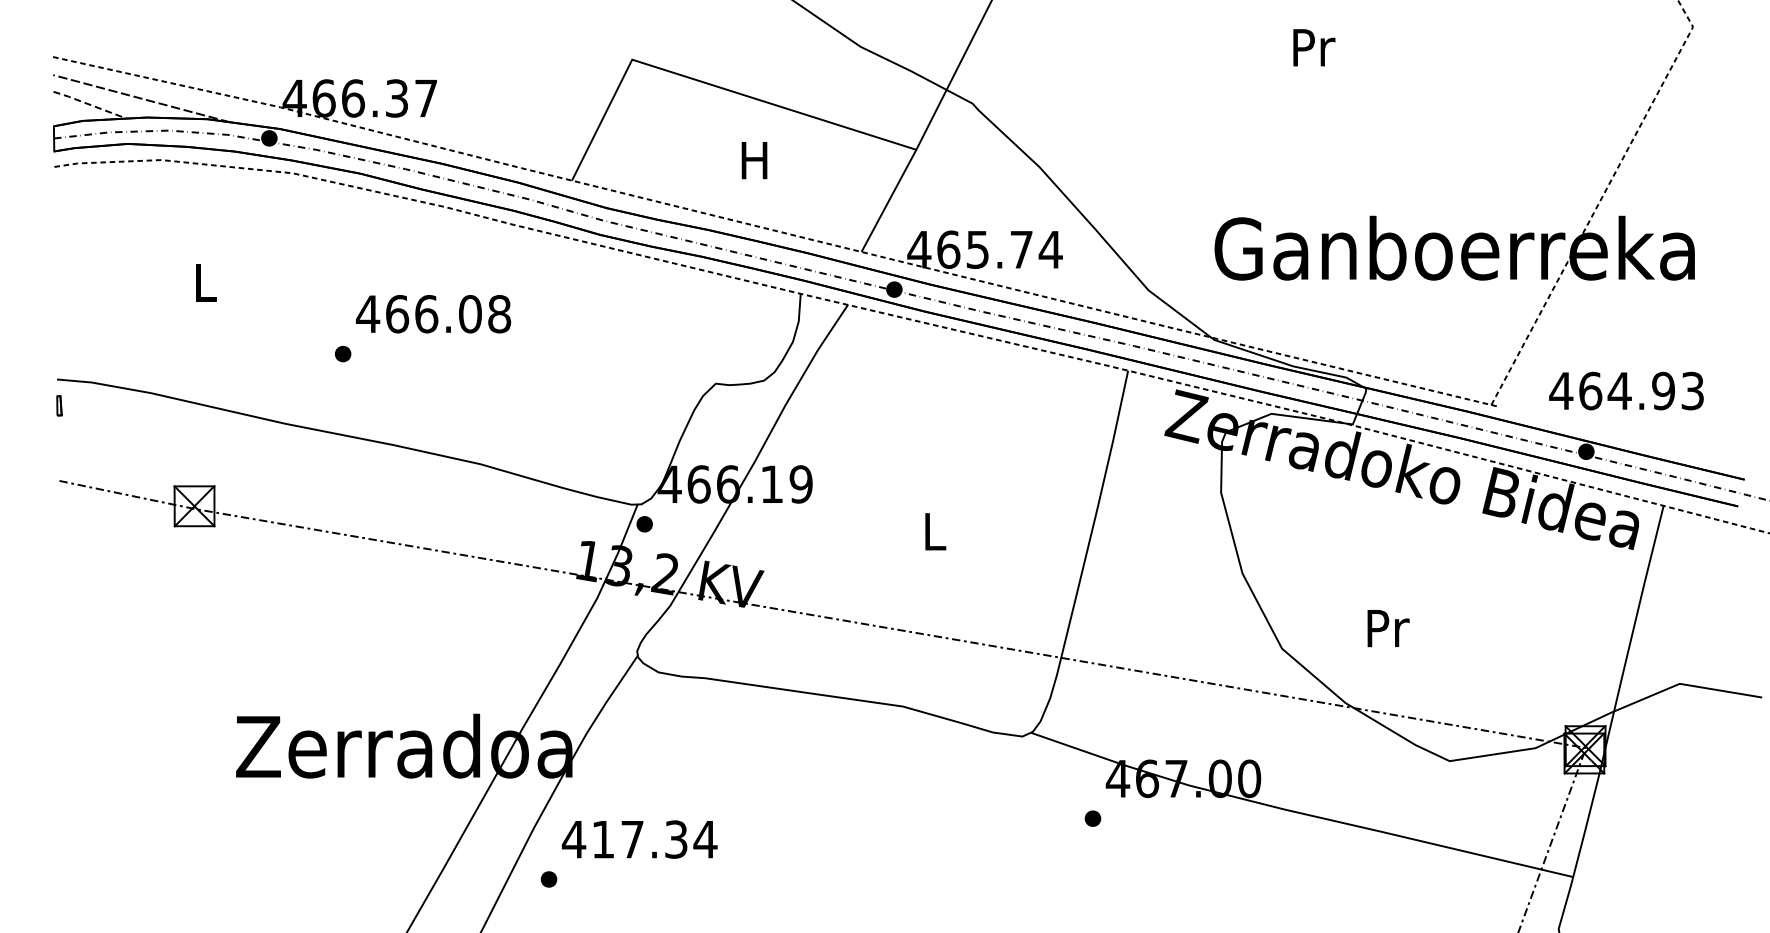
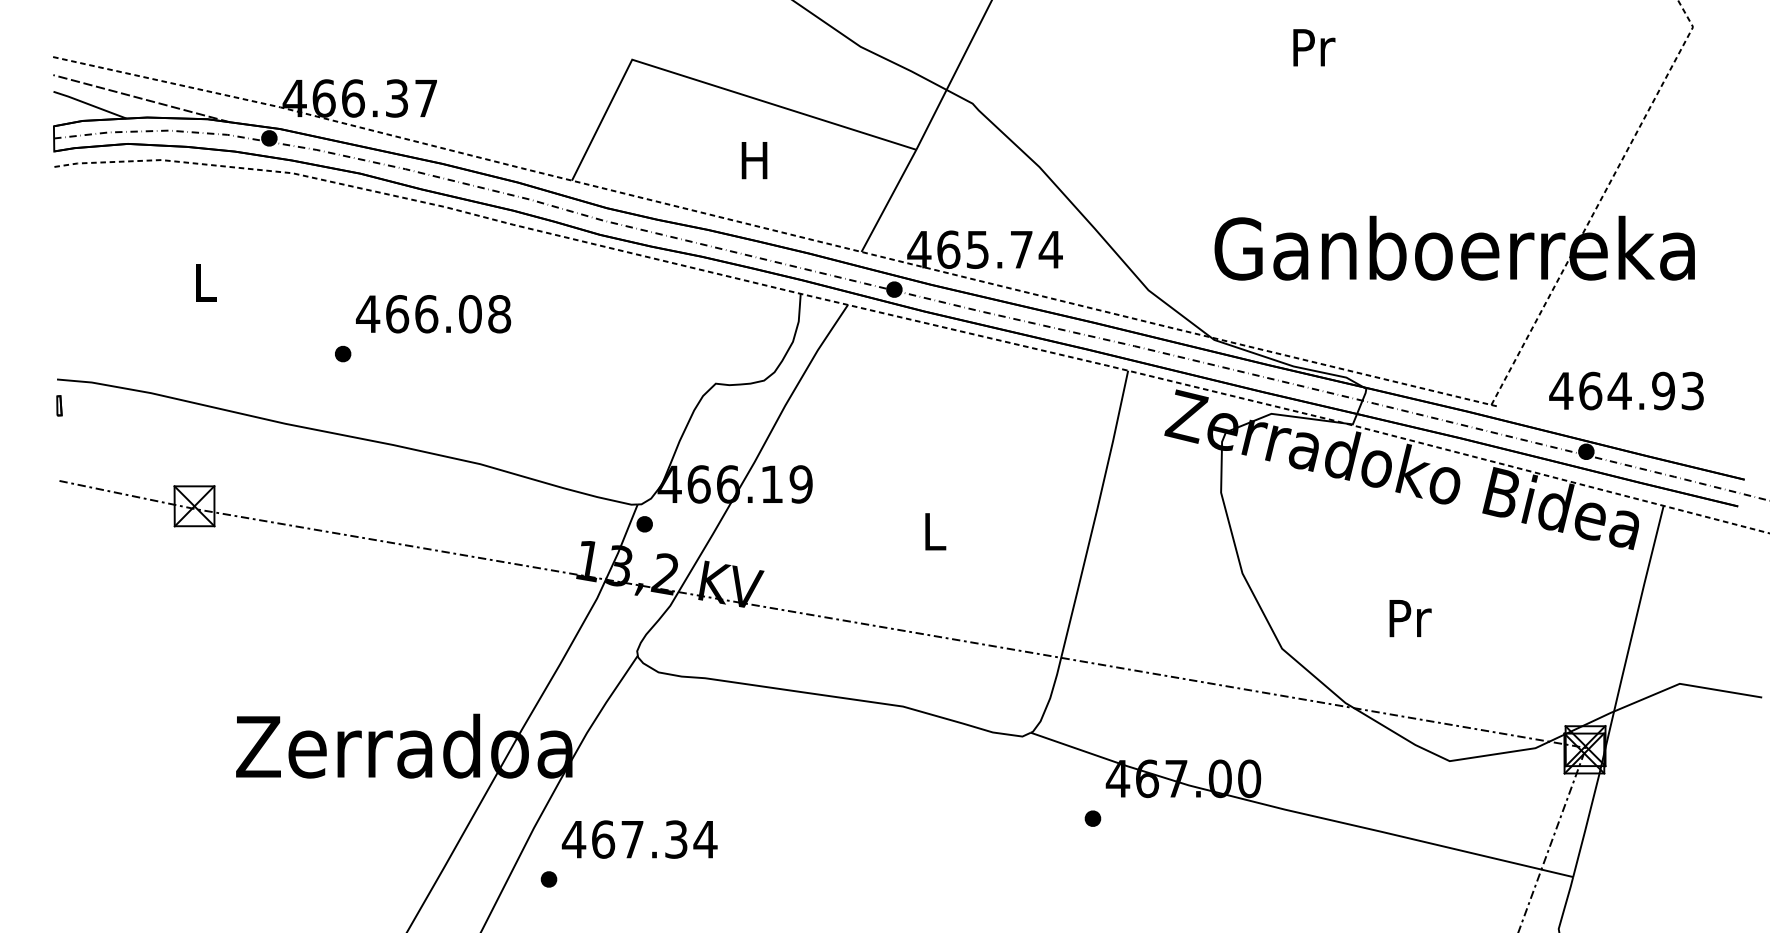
line: dashed -> solid (89, 104)
text position: (1388, 628) -> (1410, 618) (1410, 618)
text: 417.34 -> 467.34 (603, 839)
